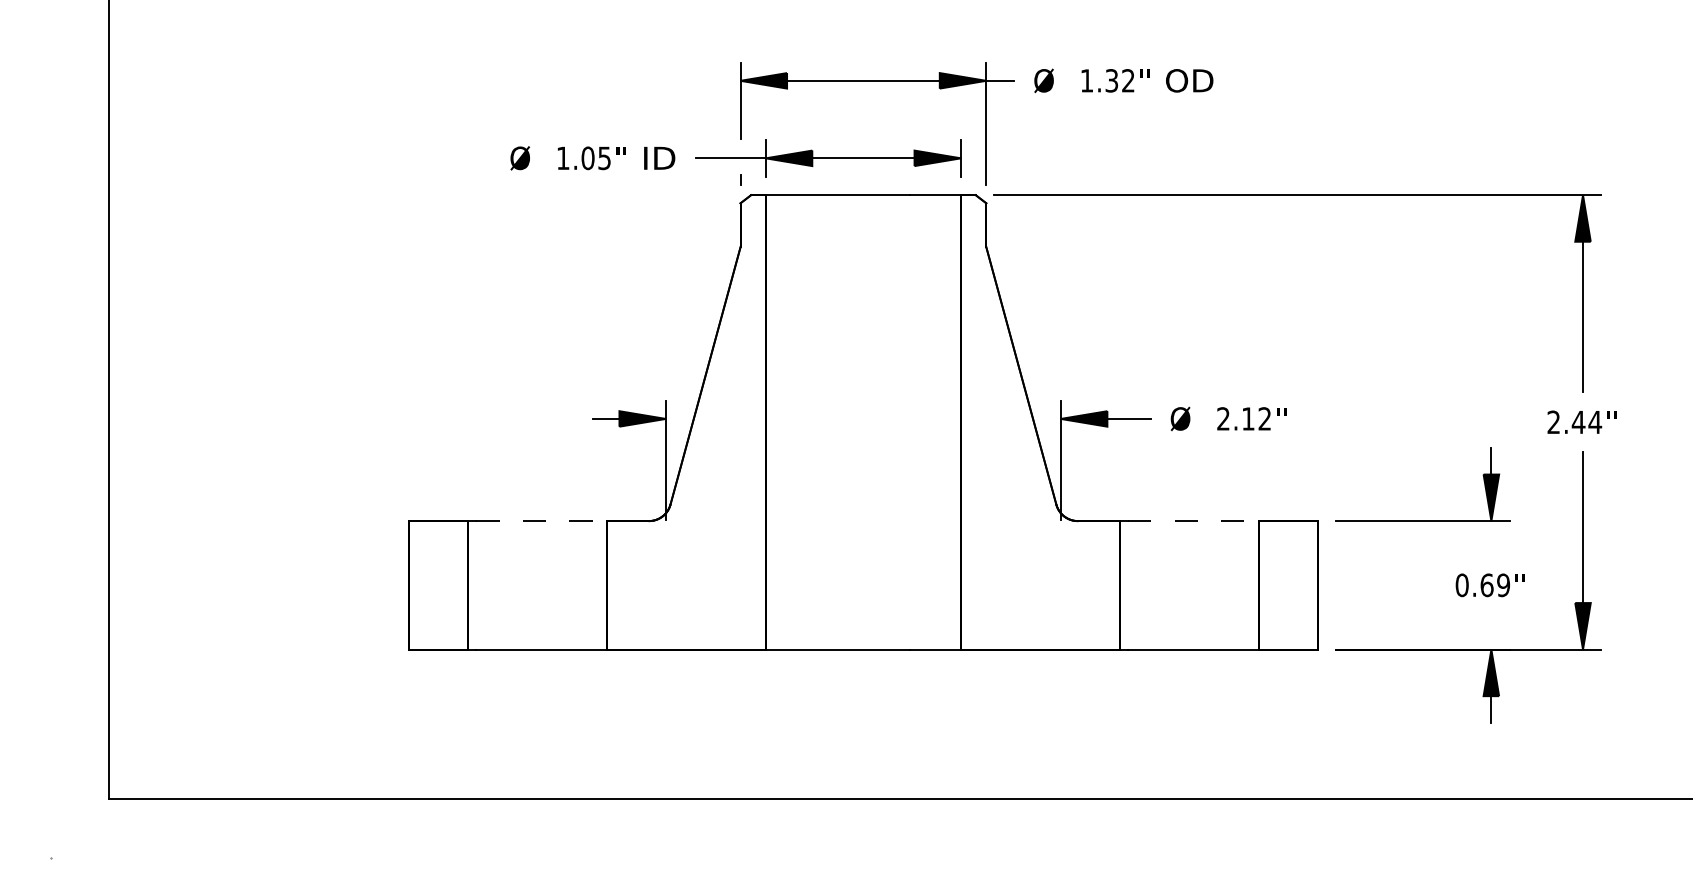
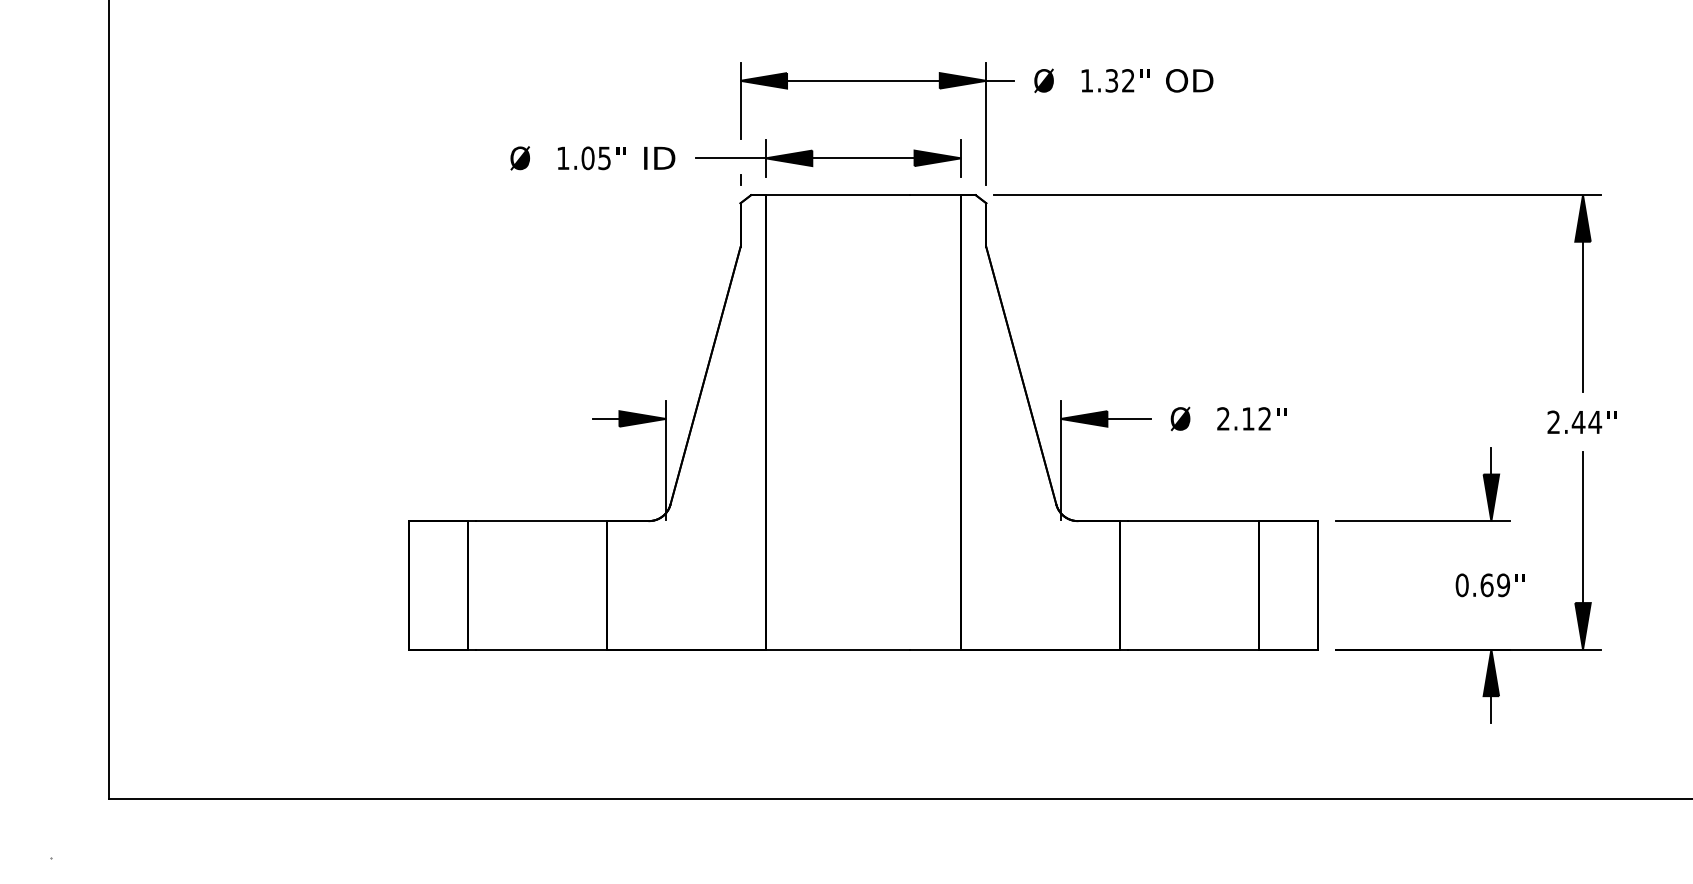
line: dashed -> solid (541, 521)
line: dashed -> solid (1193, 521)
